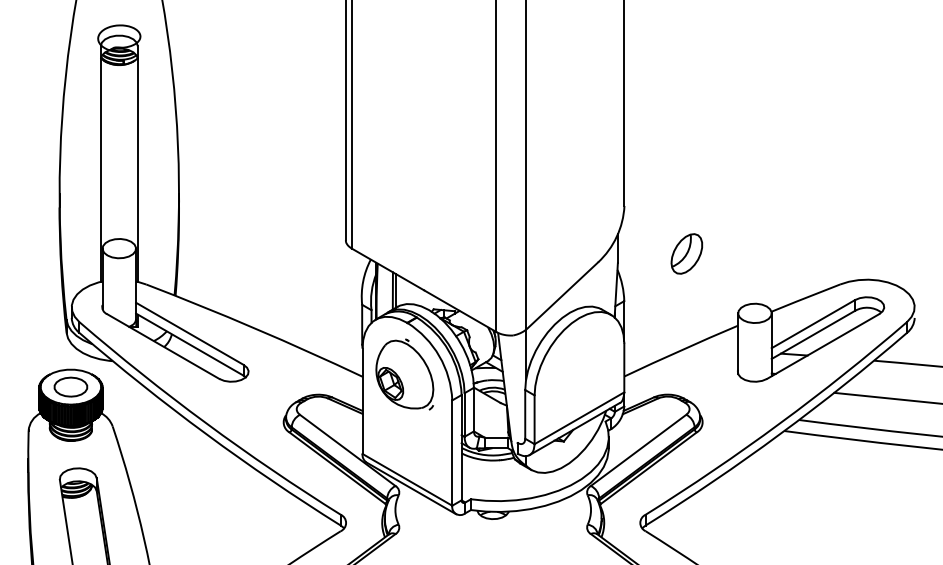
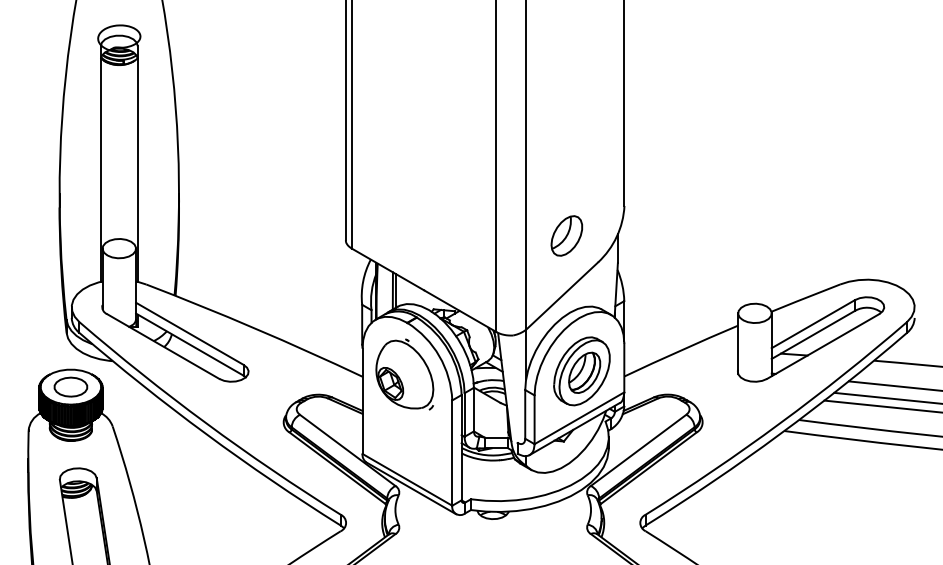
part position: (686, 253) -> (566, 235) (566, 235)
part: none -> present (581, 371)
line: none -> present (893, 385)
line: none -> present (881, 406)
